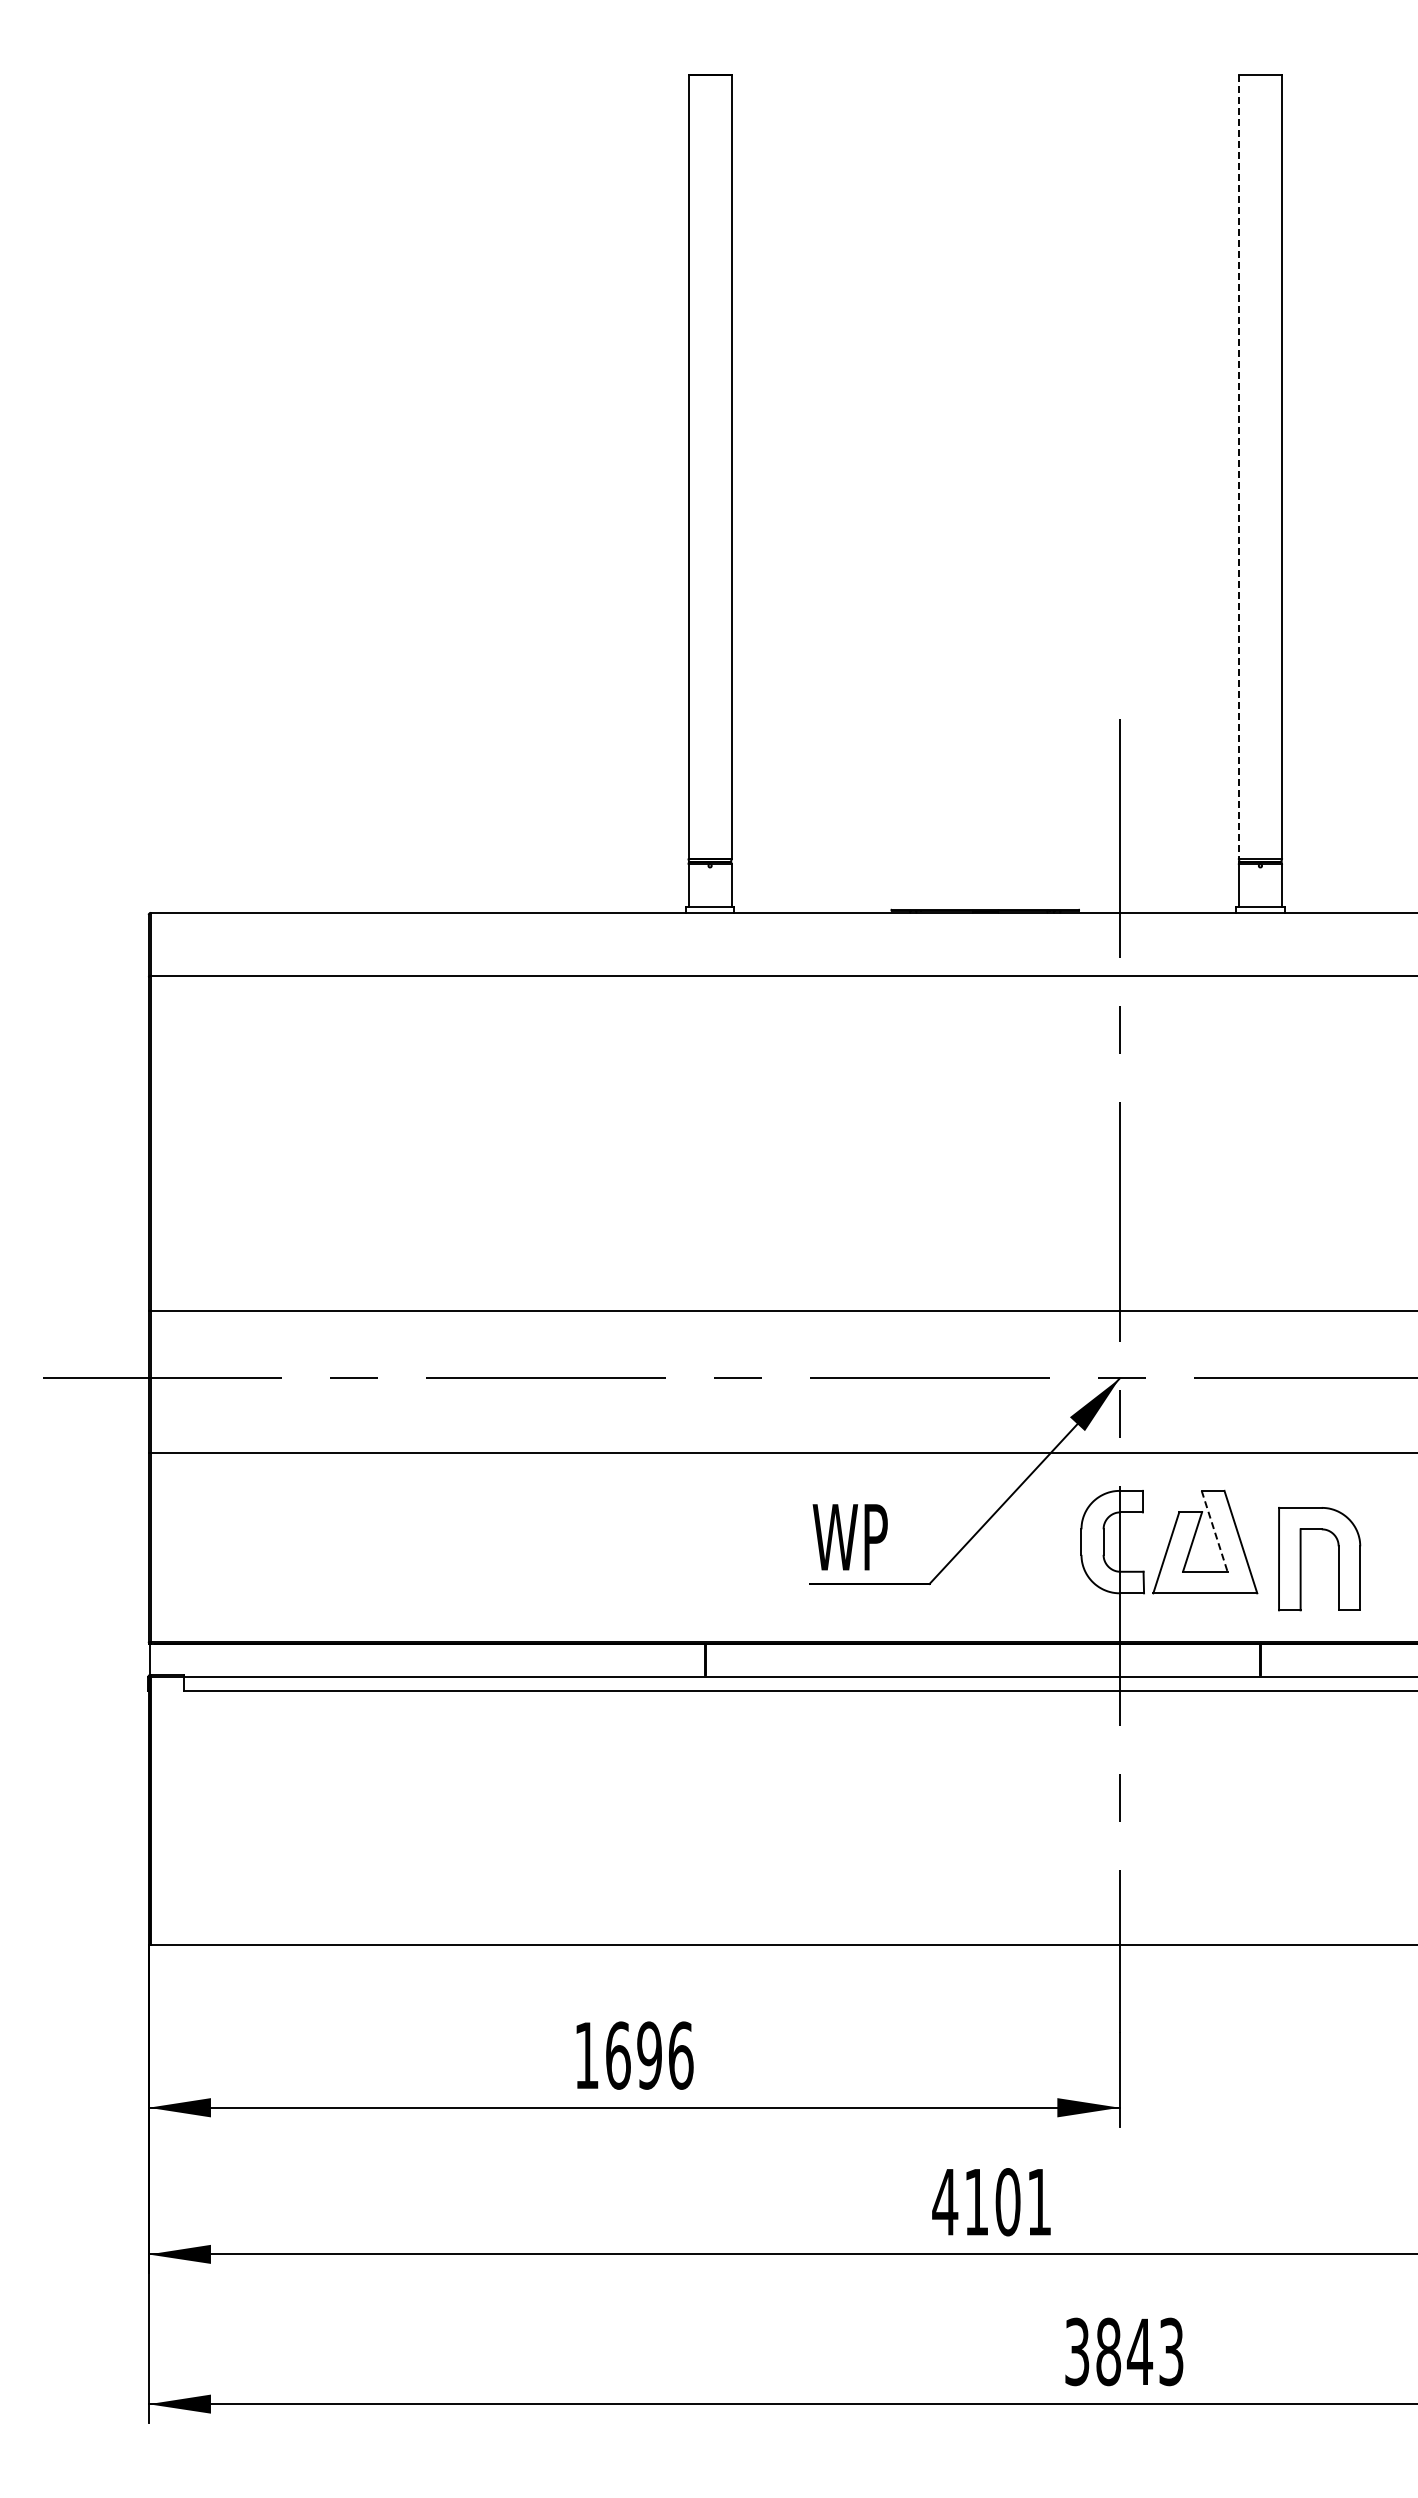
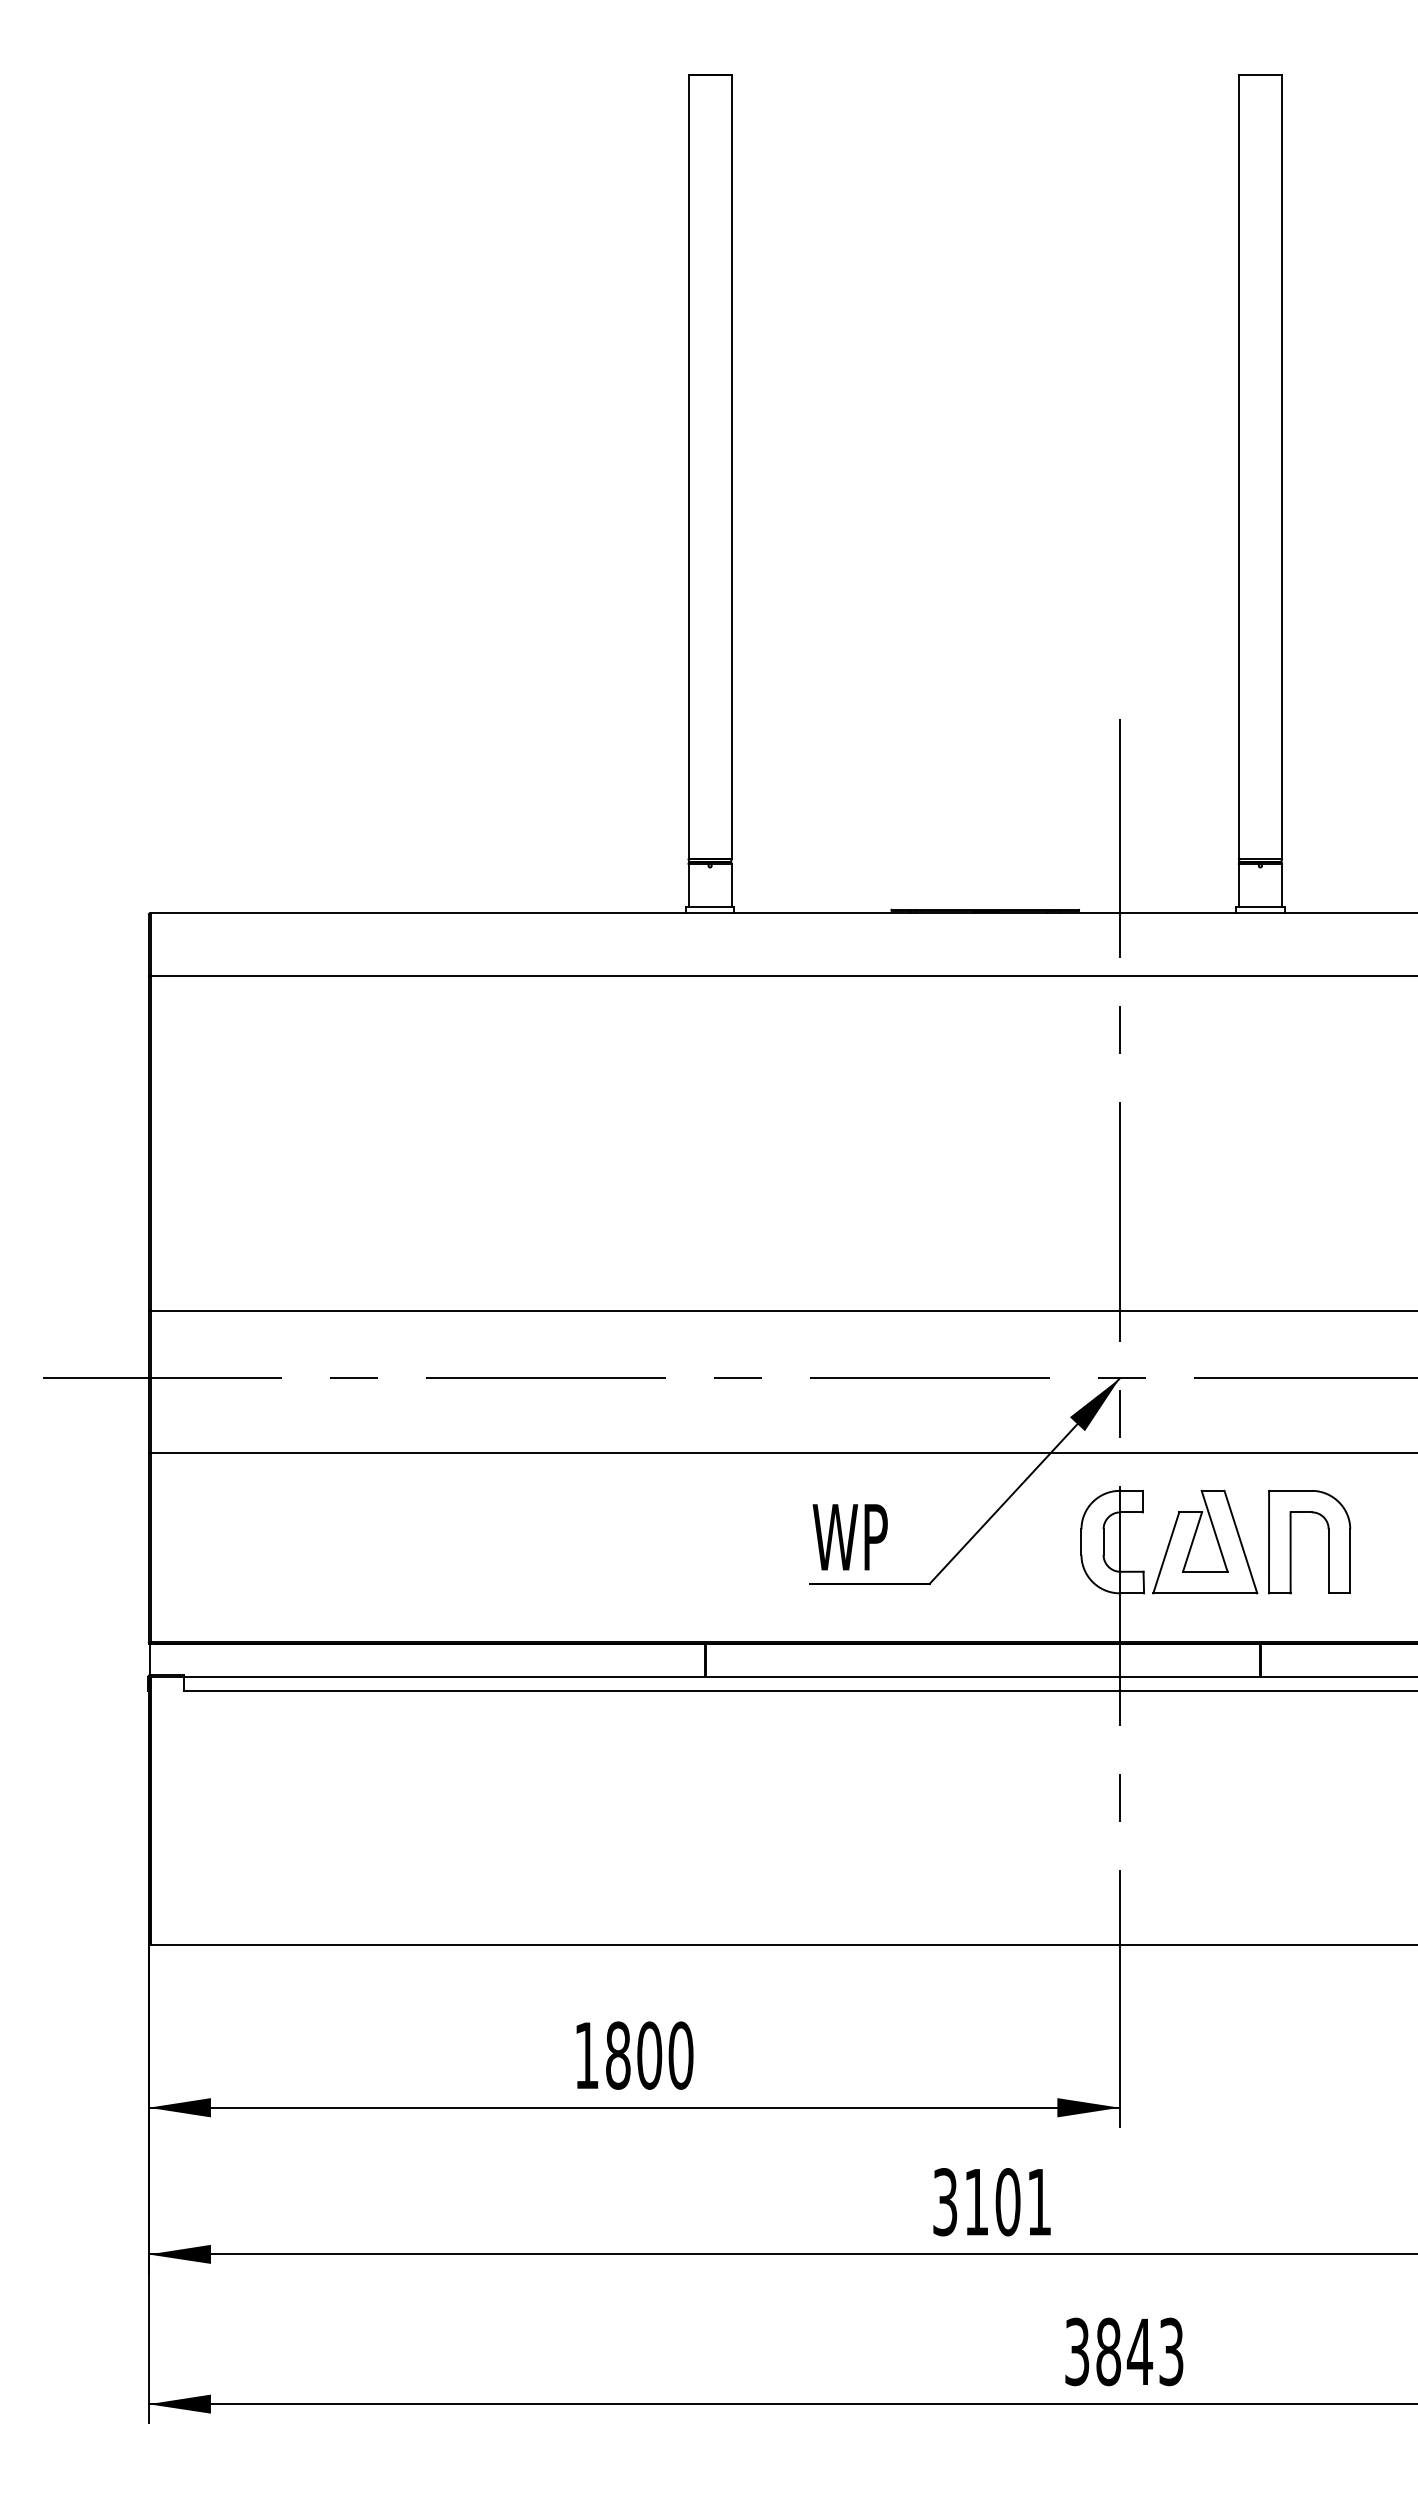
line: dashed -> solid (1238, 467)
line: dashed -> solid (1214, 1531)
part position: (1301, 1559) -> (1291, 1542) (1291, 1542)
text: 1696 -> 1800 (649, 2055)
text: 4101 -> 3101 (945, 2202)
